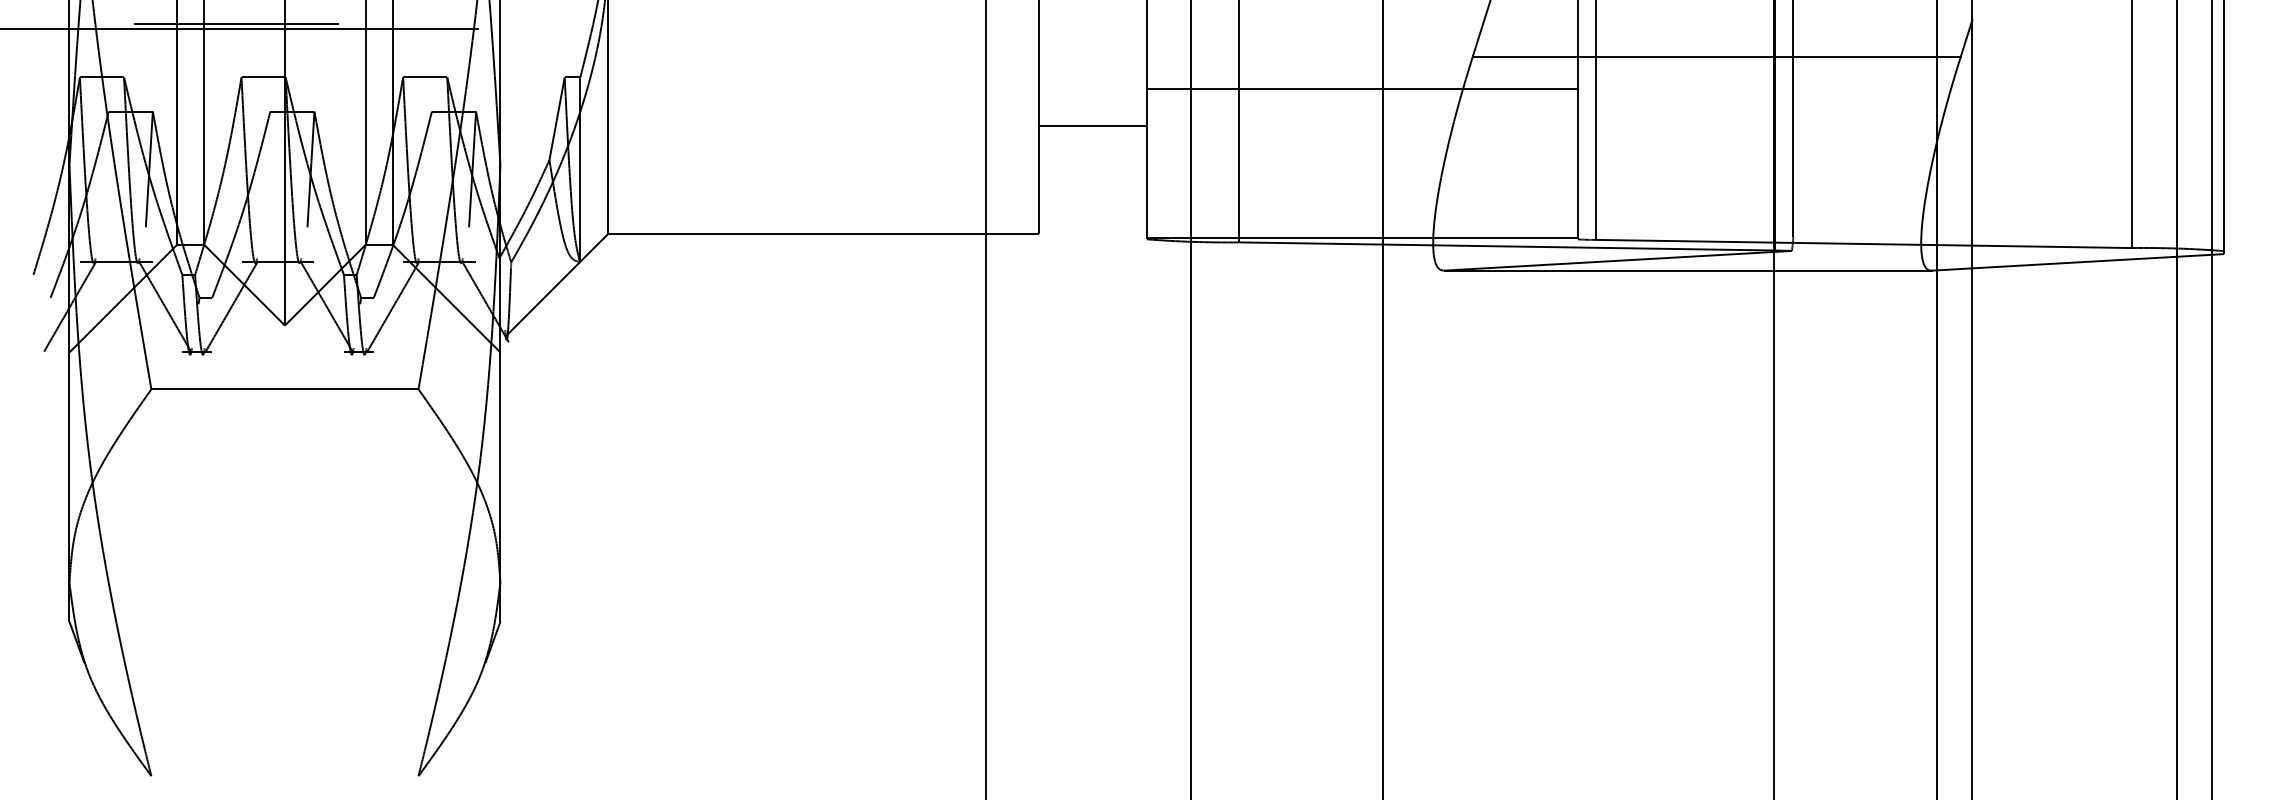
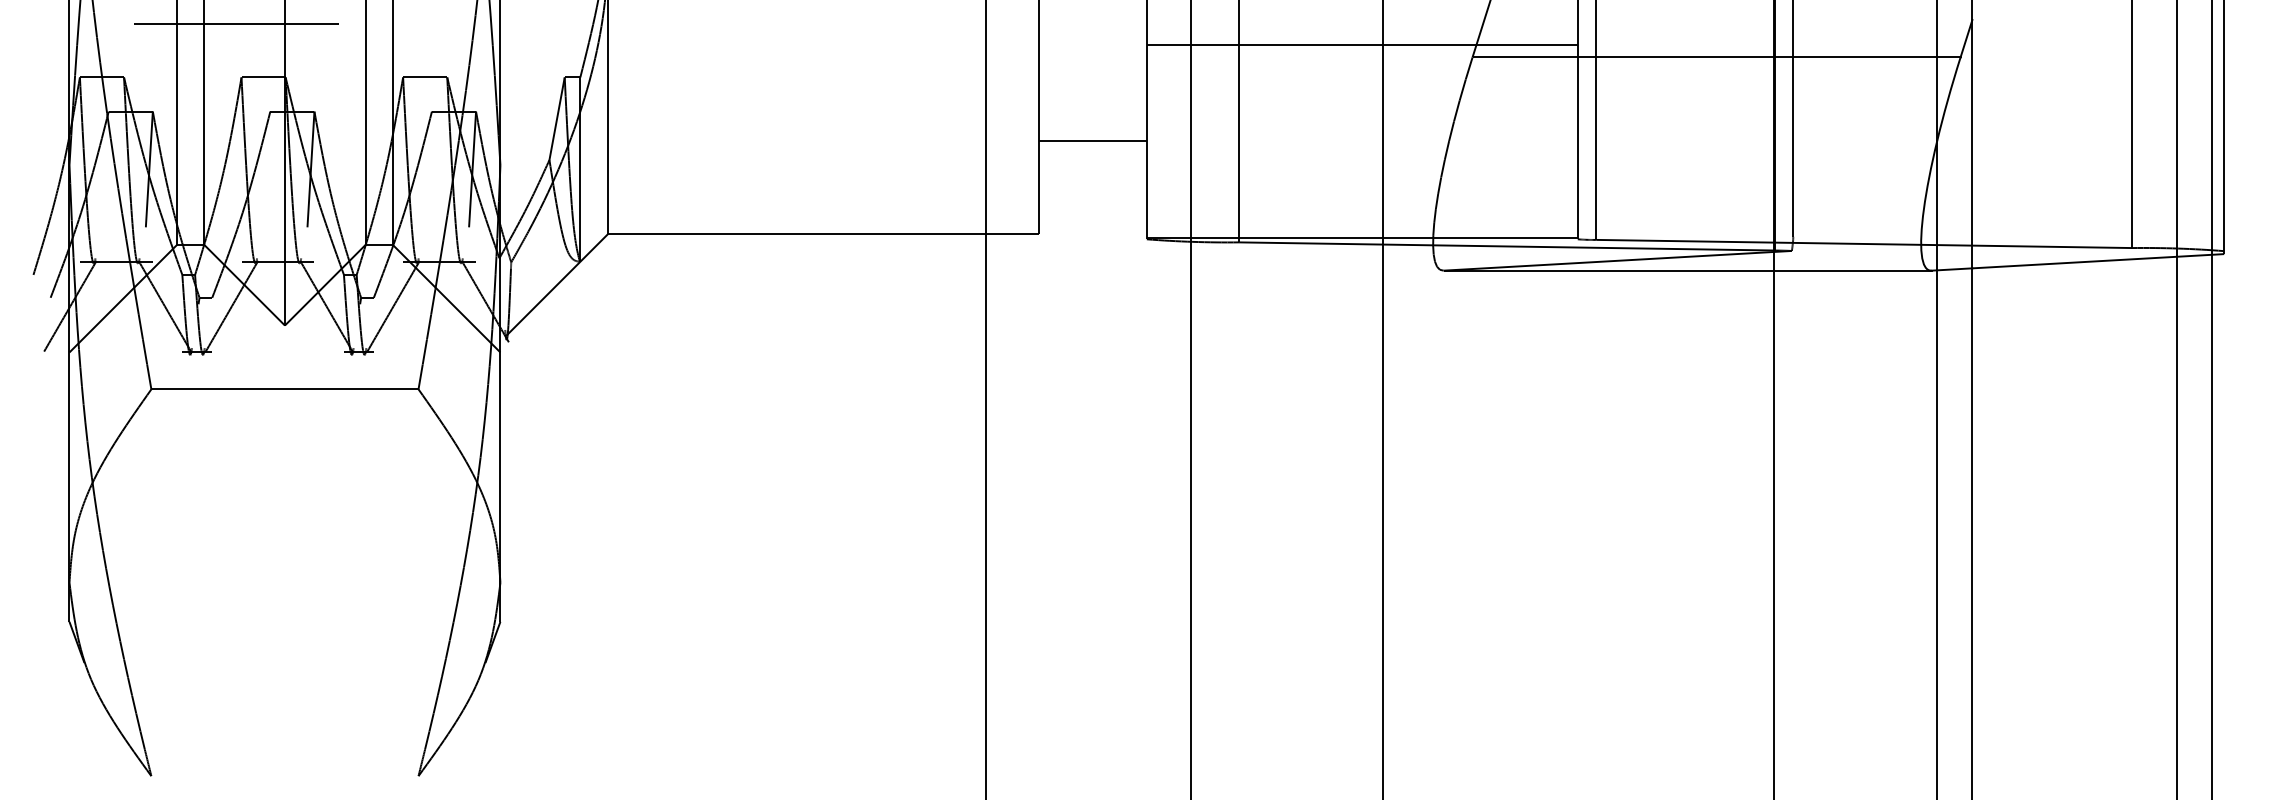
line: present -> none (240, 29)
line position: (1361, 88) -> (1361, 44) (1361, 44)
line position: (1092, 126) -> (1092, 141) (1092, 141)
